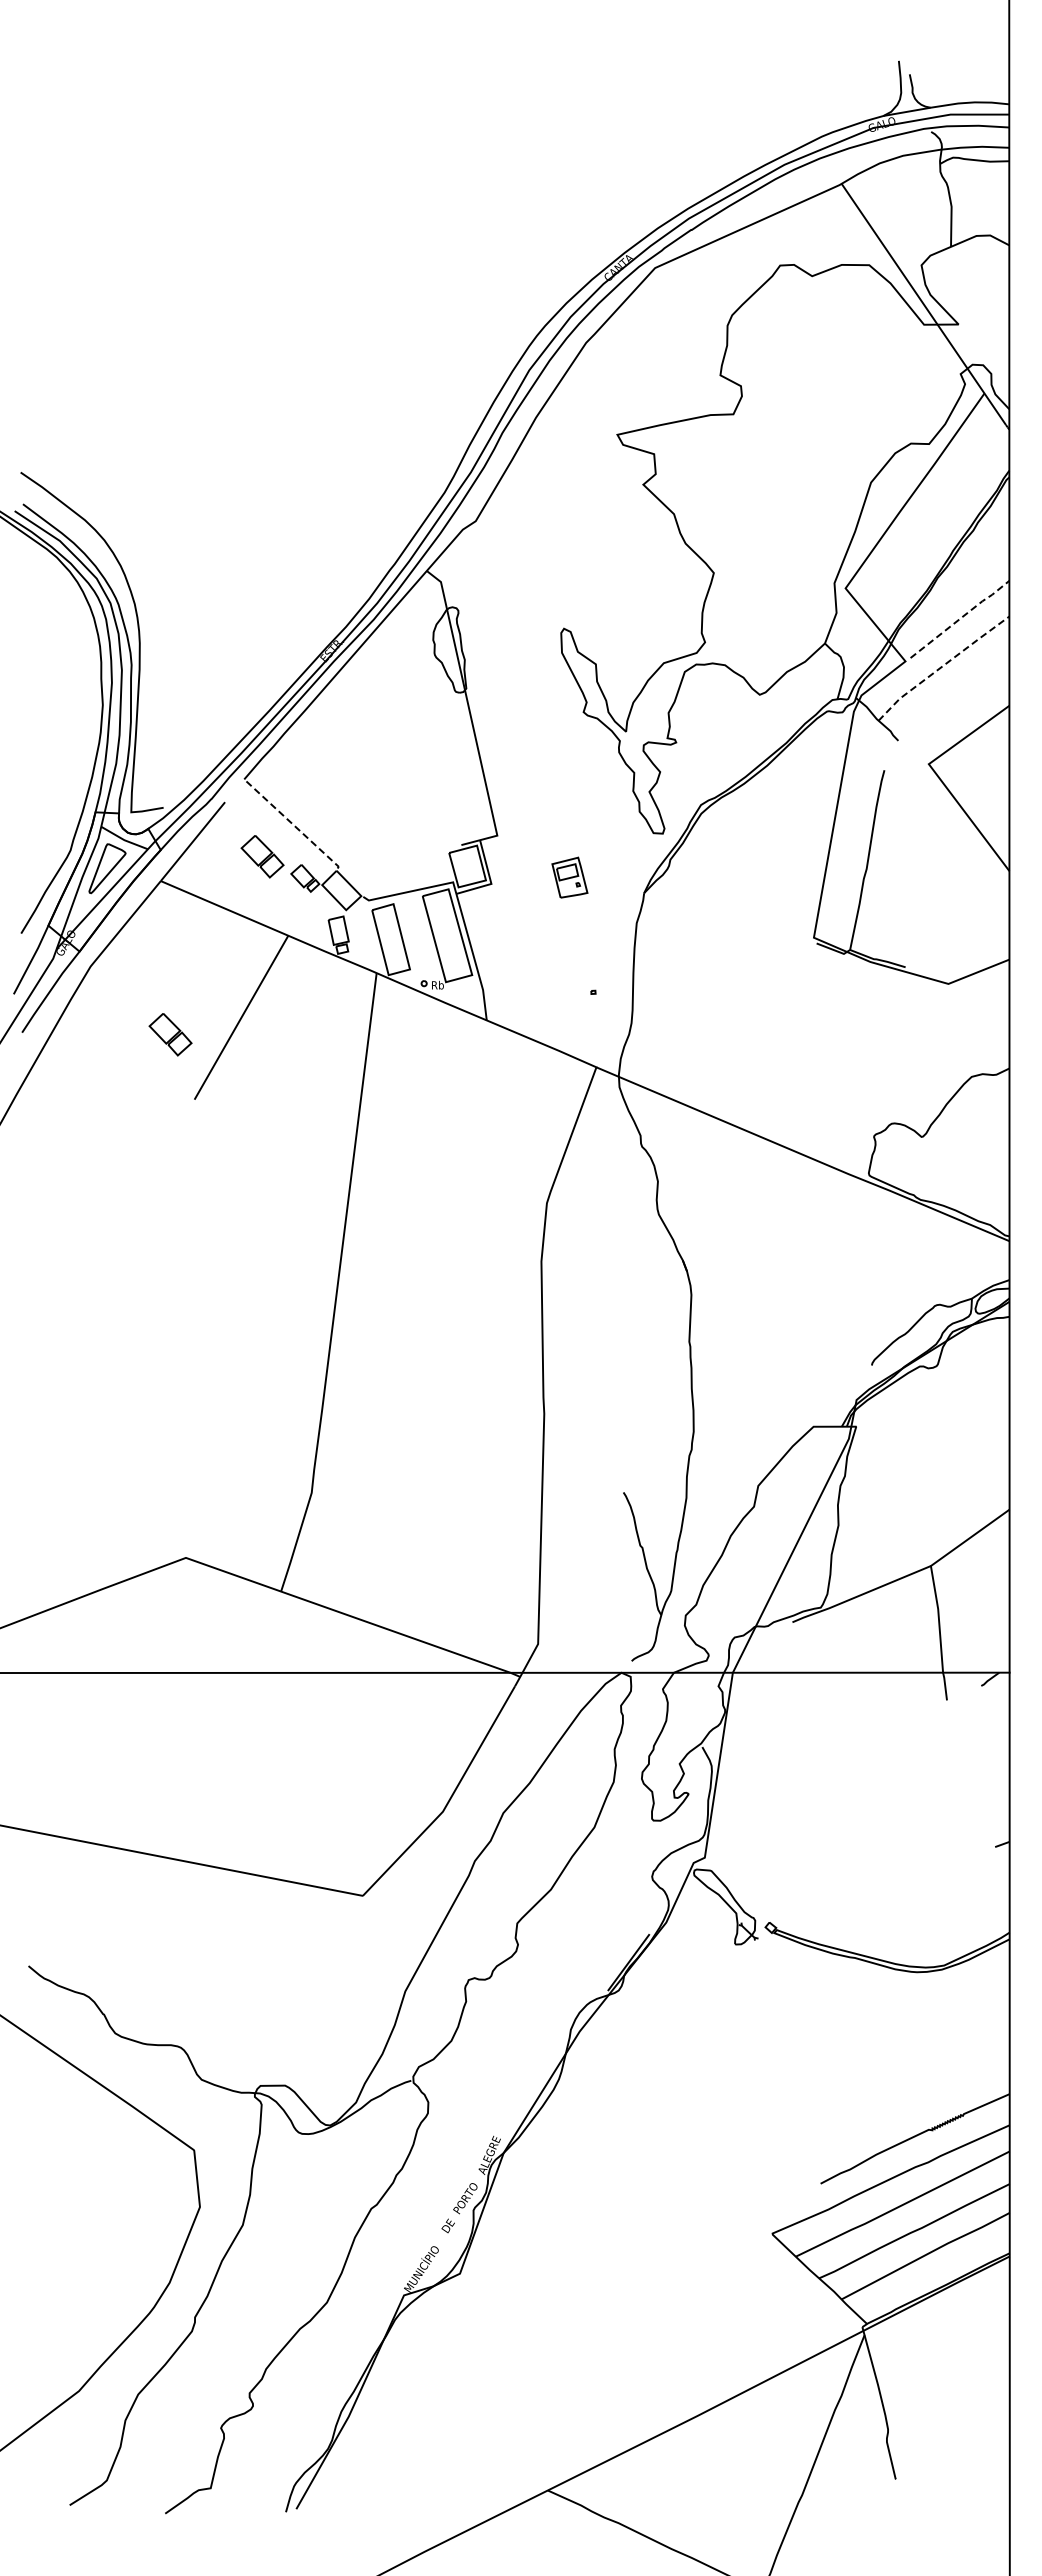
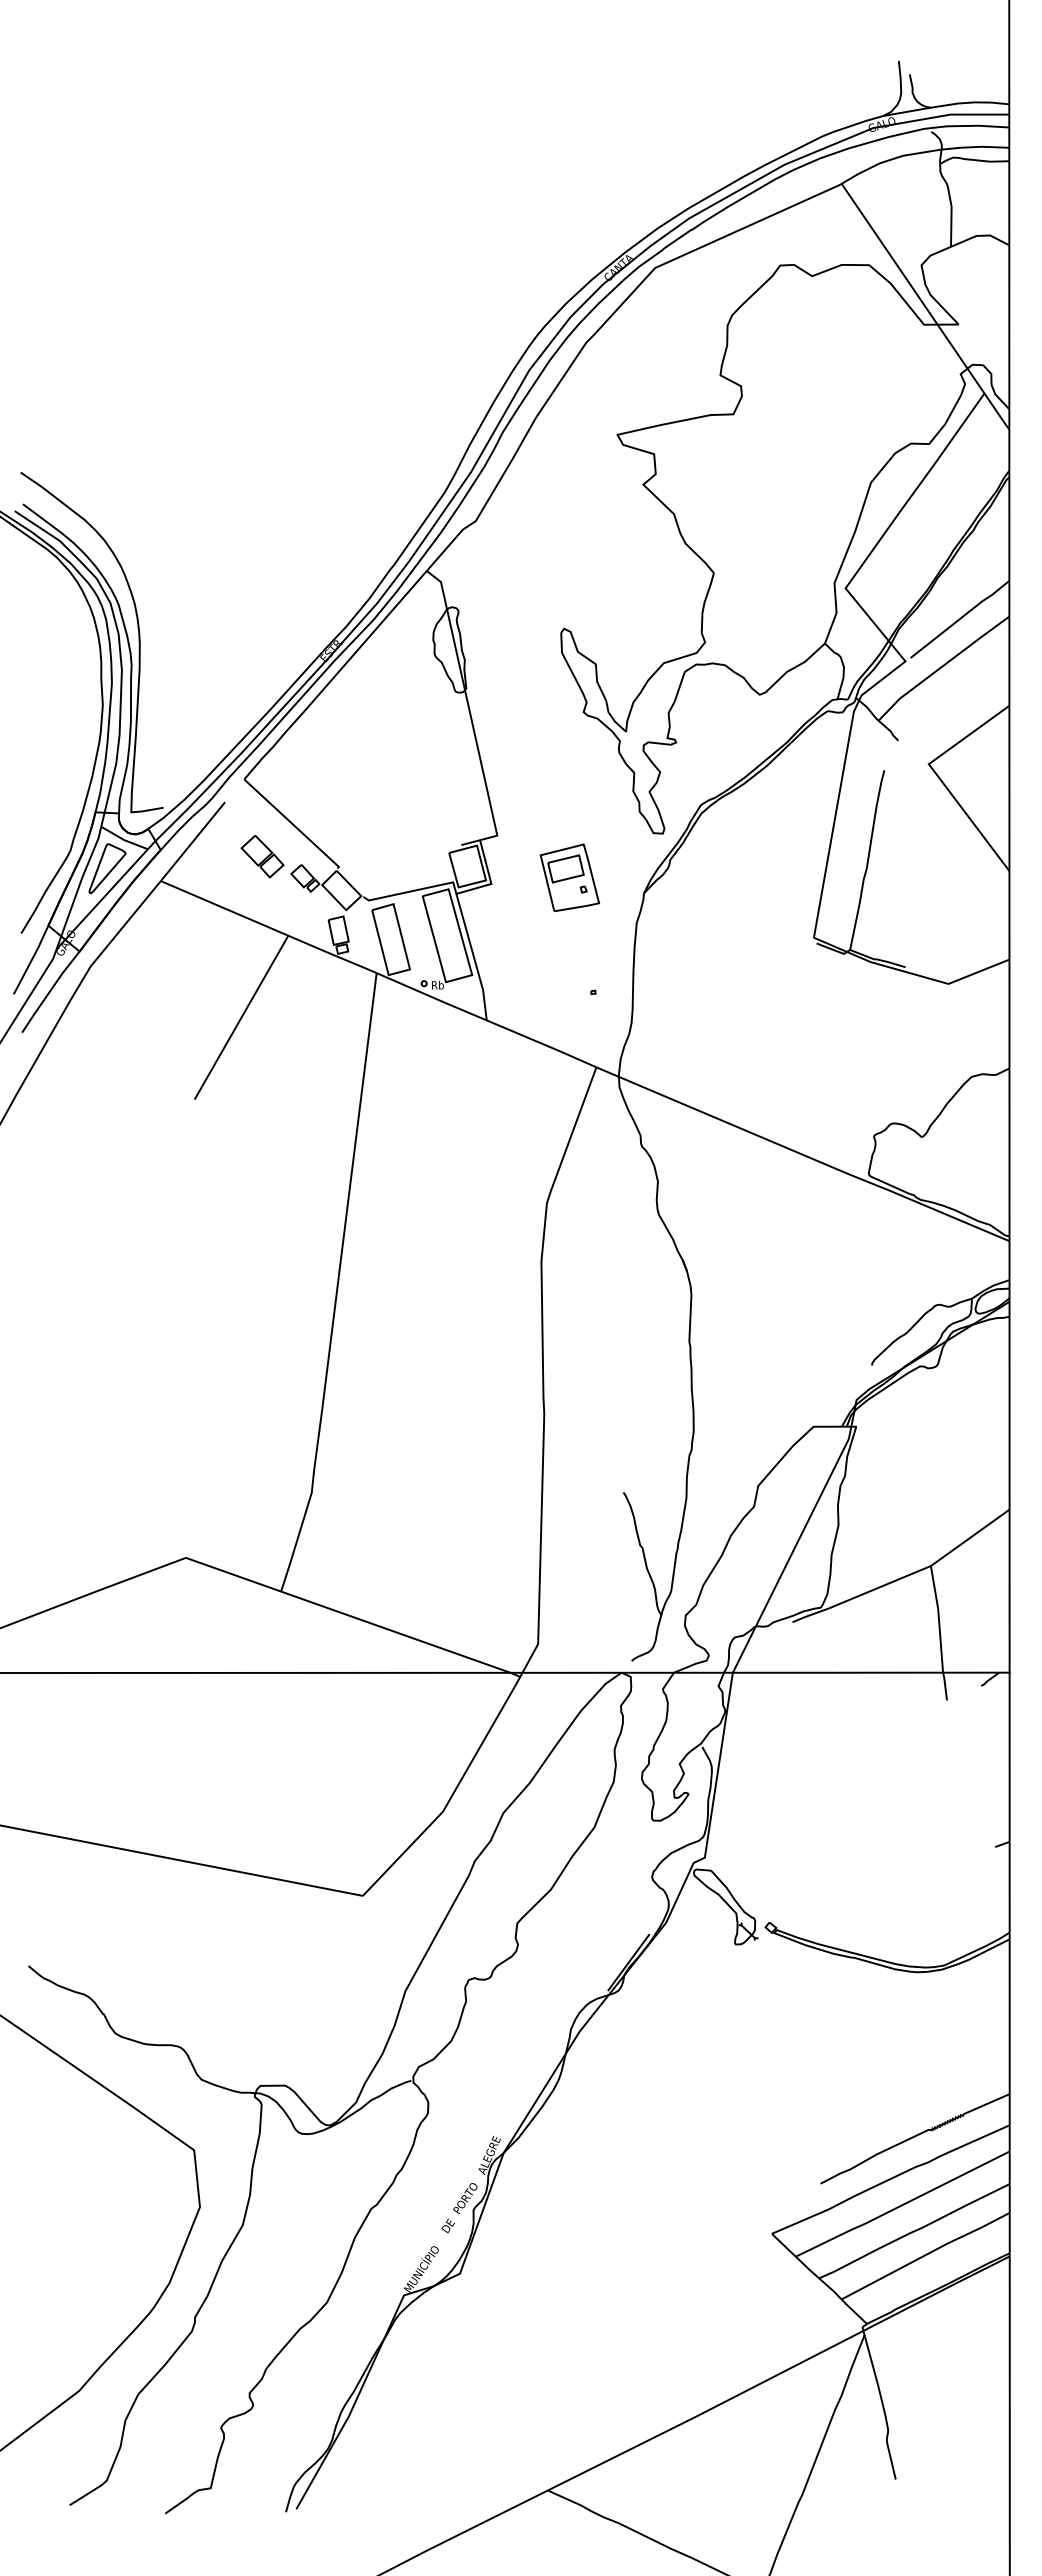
line: dashed -> solid (961, 617)
line: dashed -> solid (942, 666)
line: dashed -> solid (292, 824)
part size: 38x43 px -> 62x69 px (569, 877)
part: present -> none (170, 1034)
